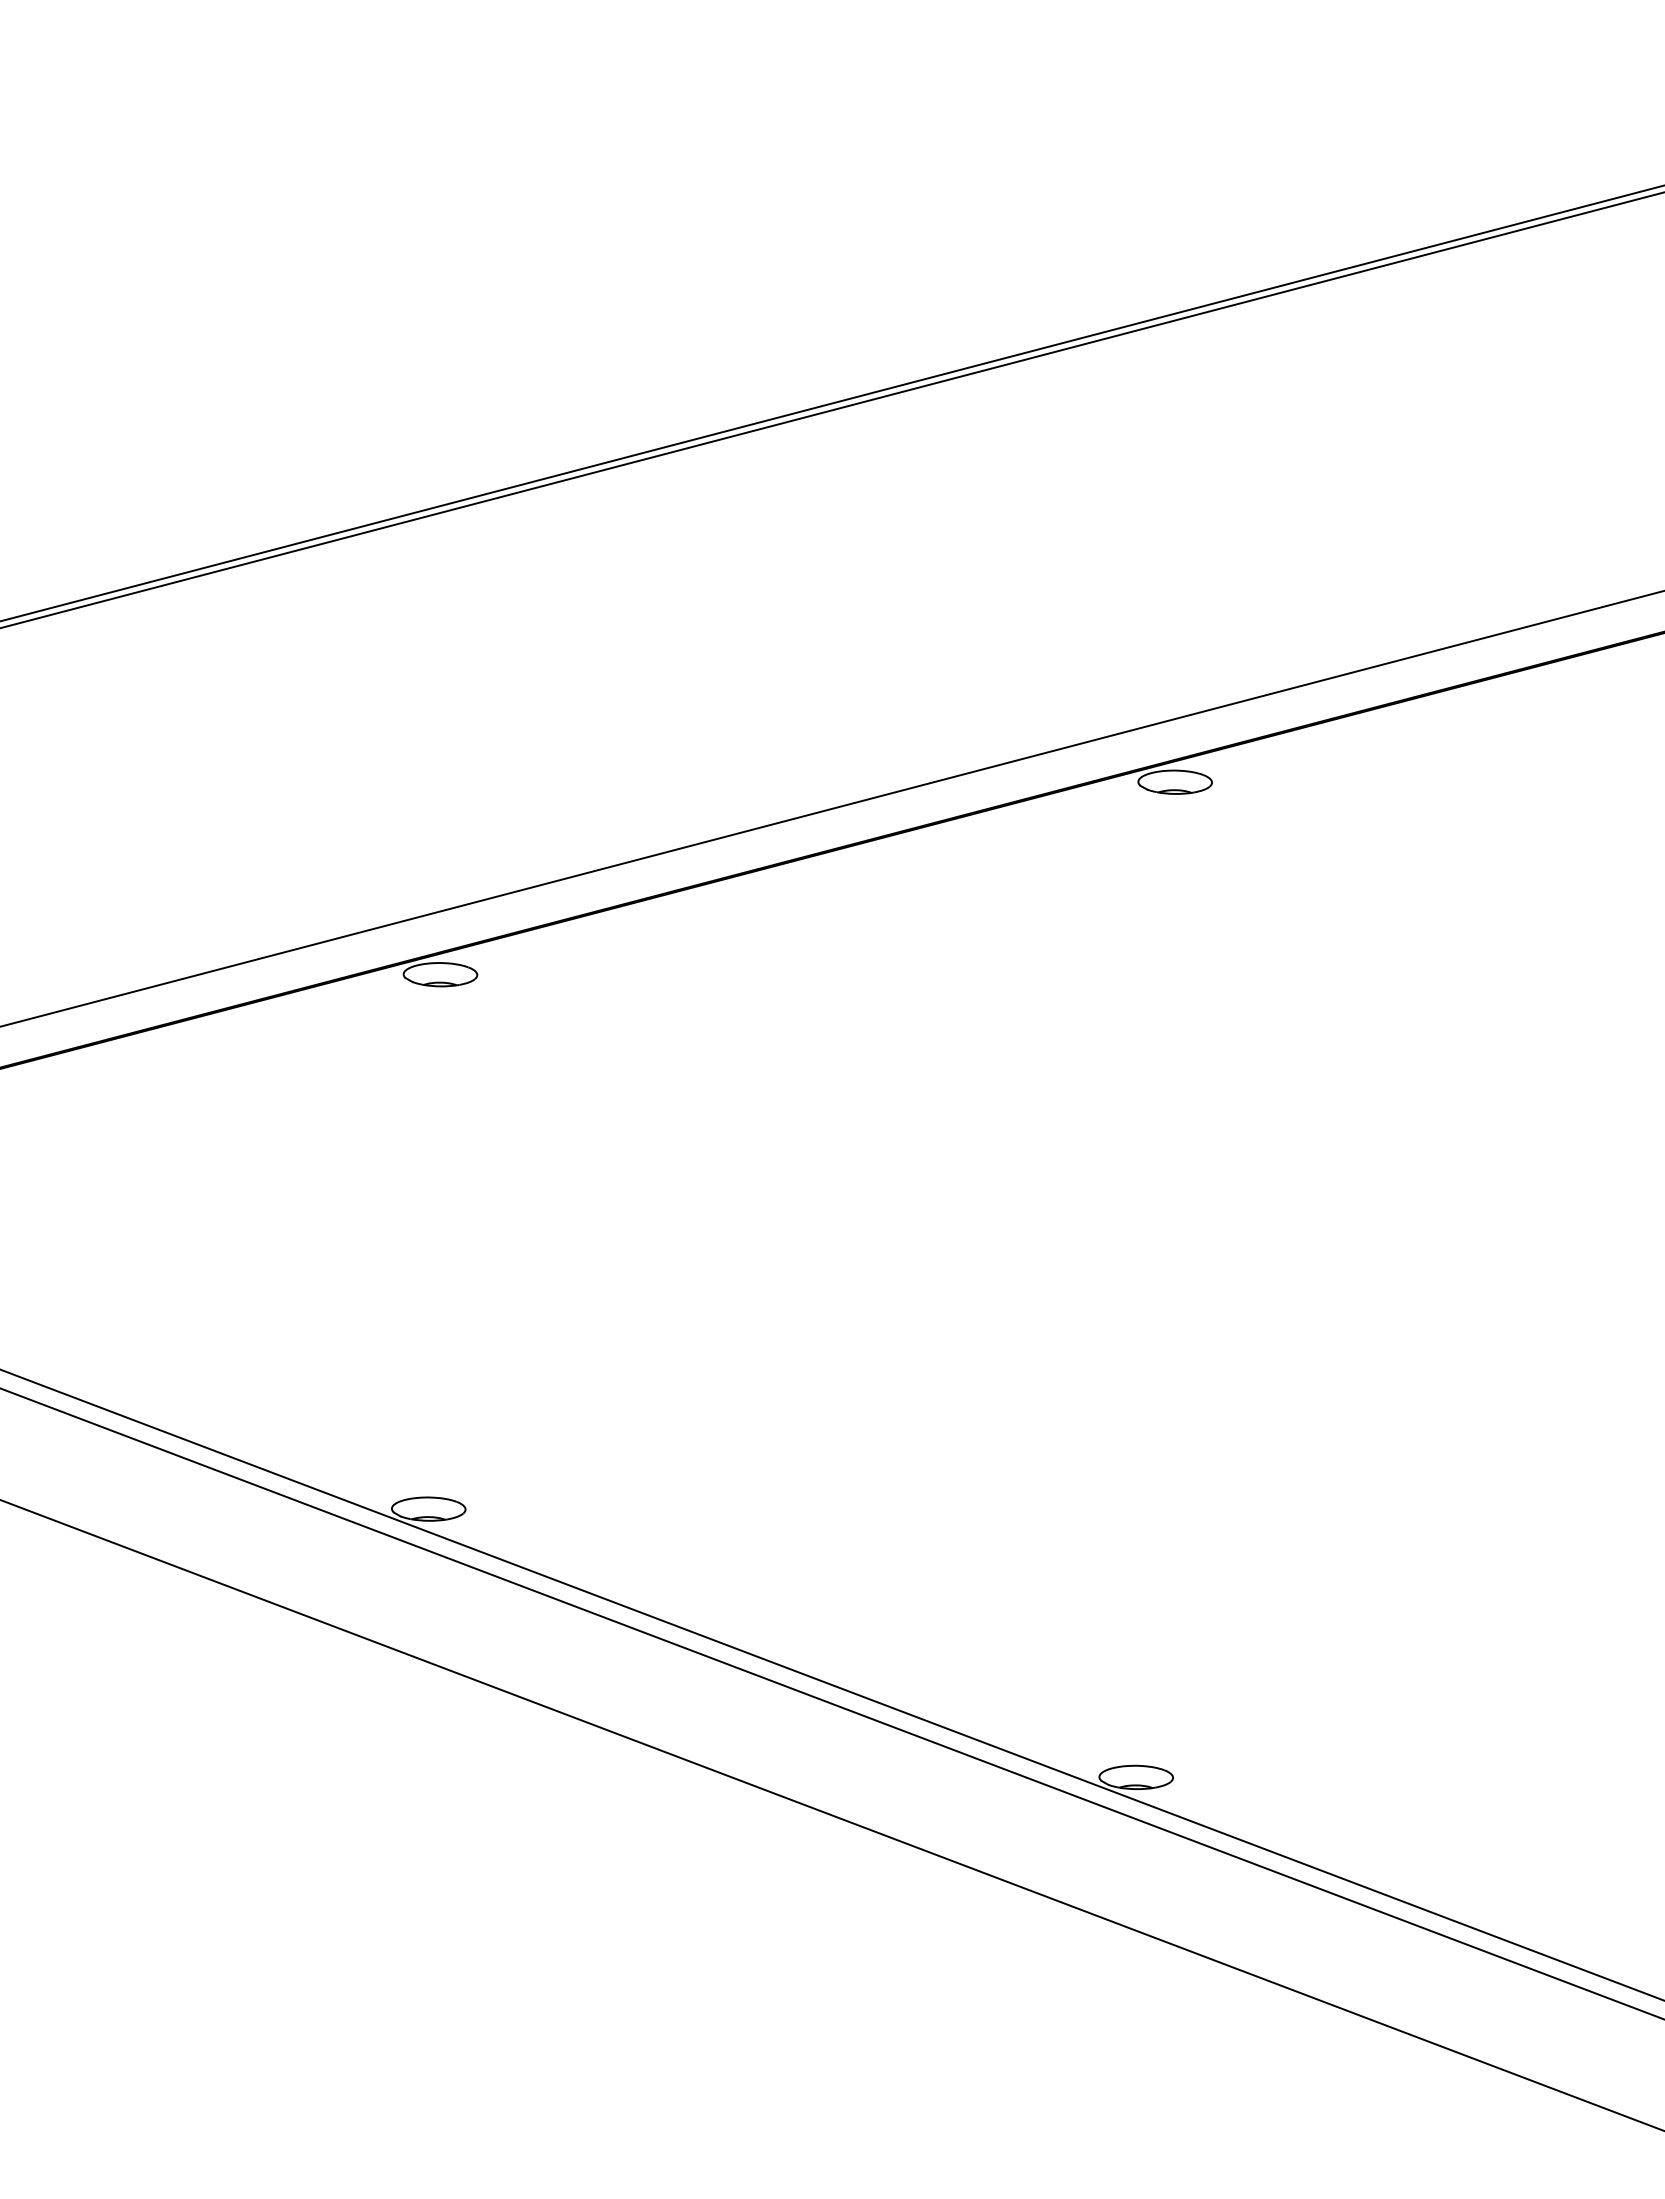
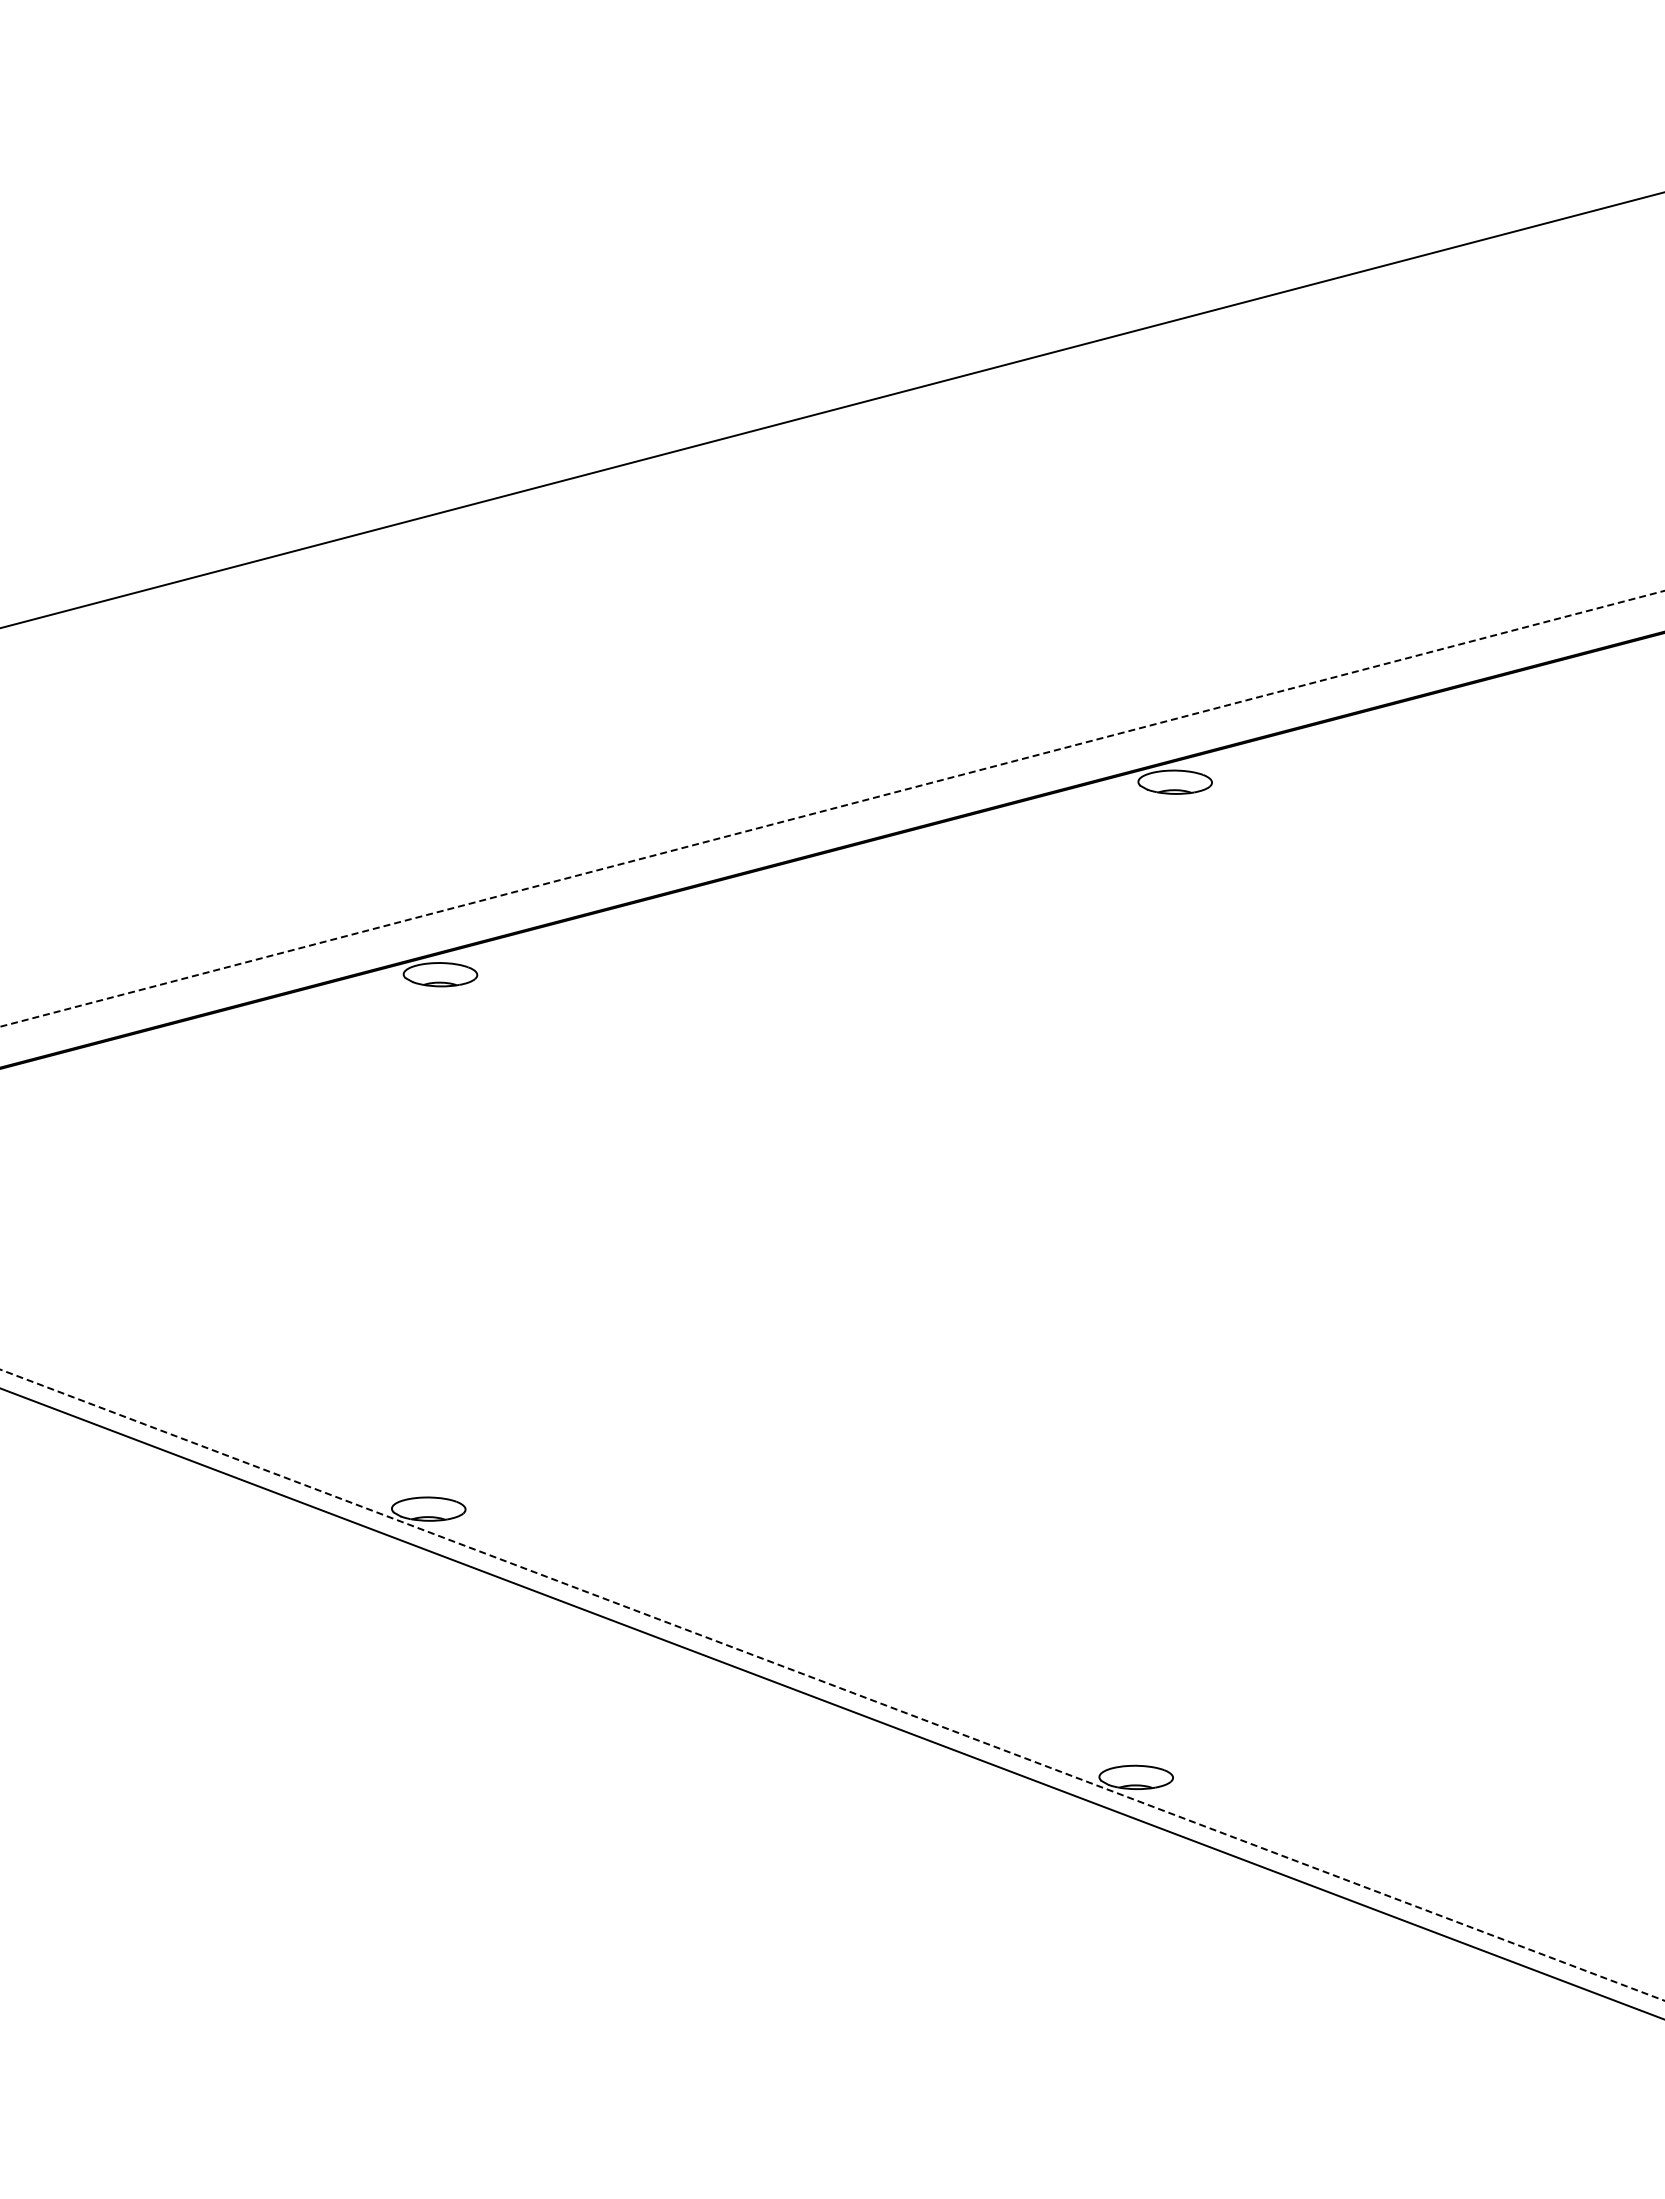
line: present -> none (831, 403)
line: solid -> dashed (833, 808)
line: solid -> dashed (832, 1685)
line: present -> none (831, 1814)
